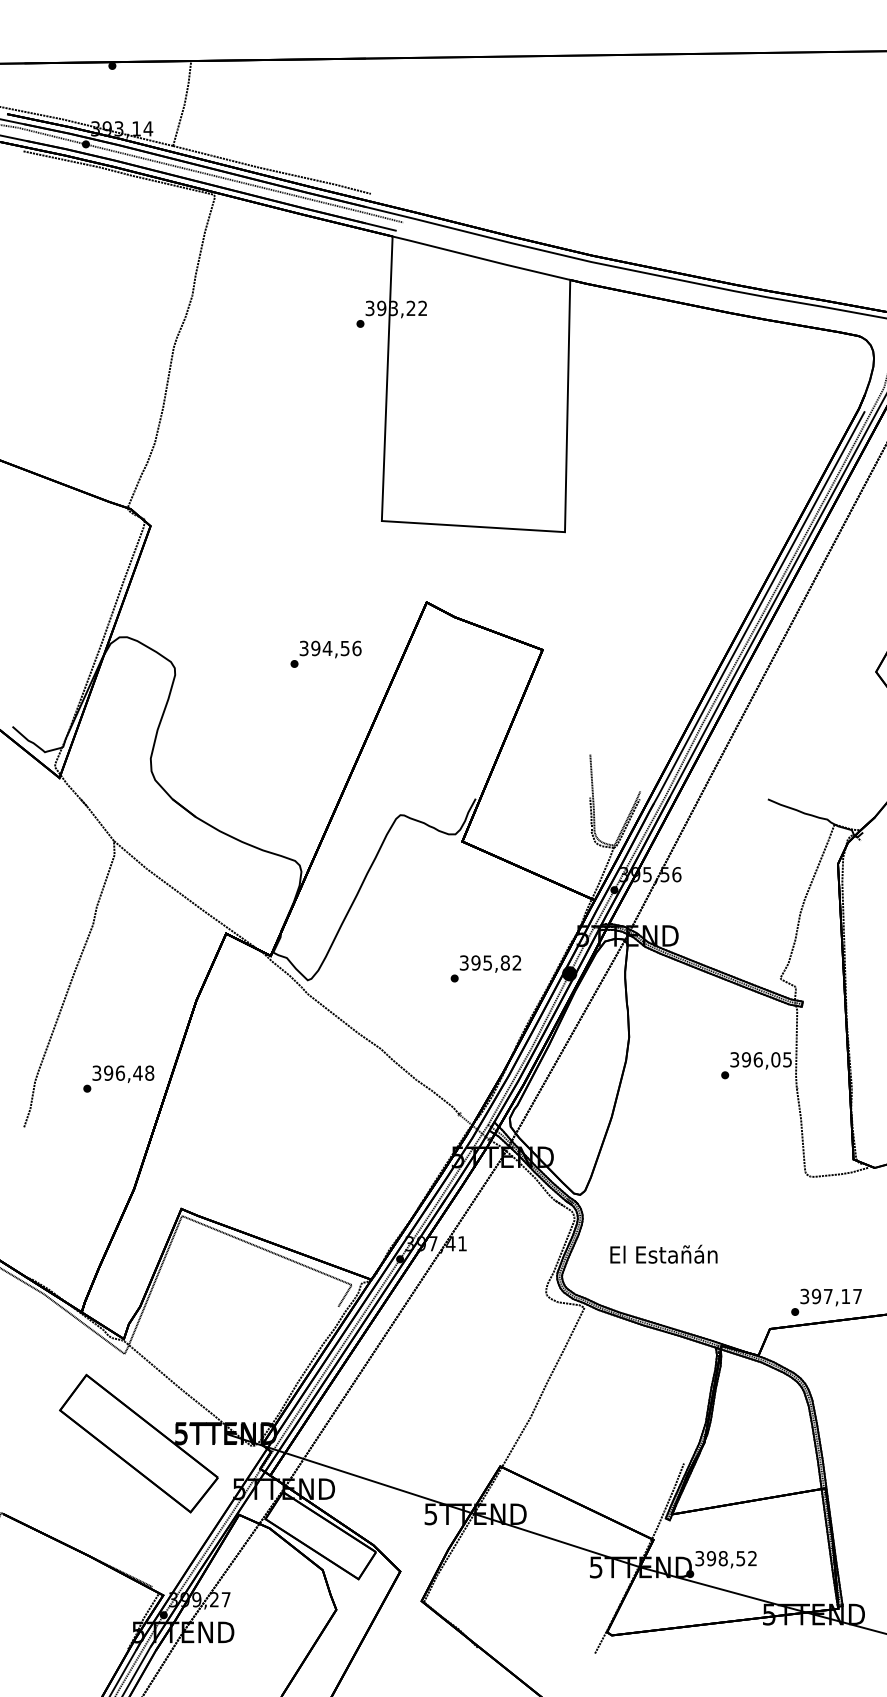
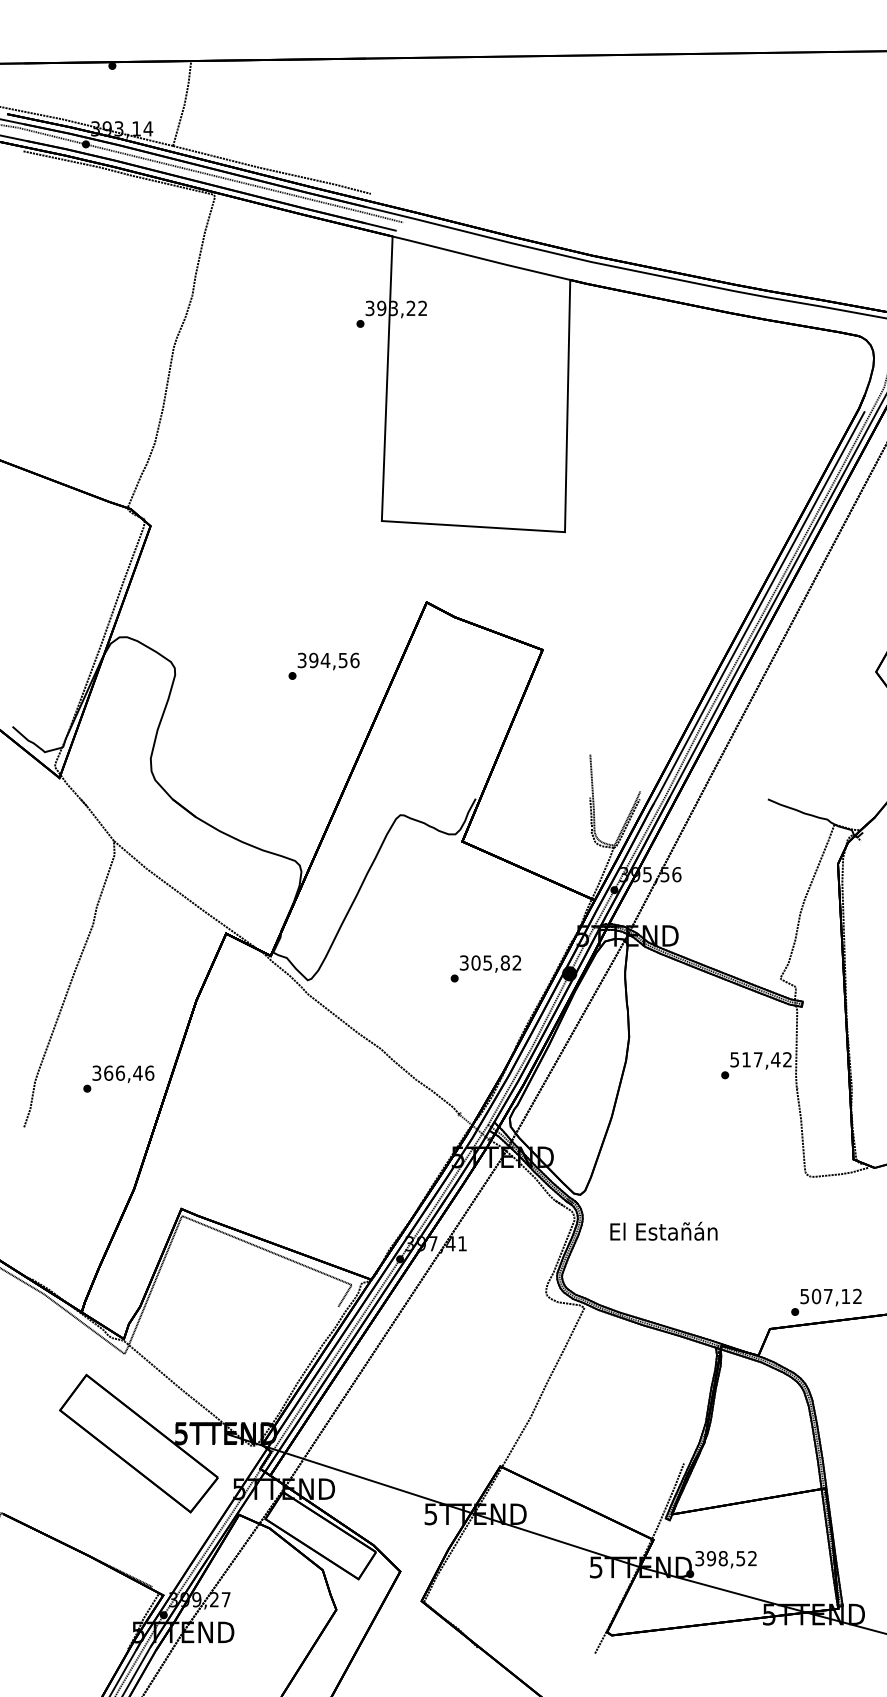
text position: (325, 653) -> (323, 665) (323, 665)
text: 395,82 -> 305,82 (475, 962)
text: 396,05 -> 517,42 (760, 1059)
text: 396,48 -> 366,46 (129, 1072)
text position: (663, 1253) -> (663, 1230) (663, 1230)
text: 397,17 -> 507,12 (830, 1296)
